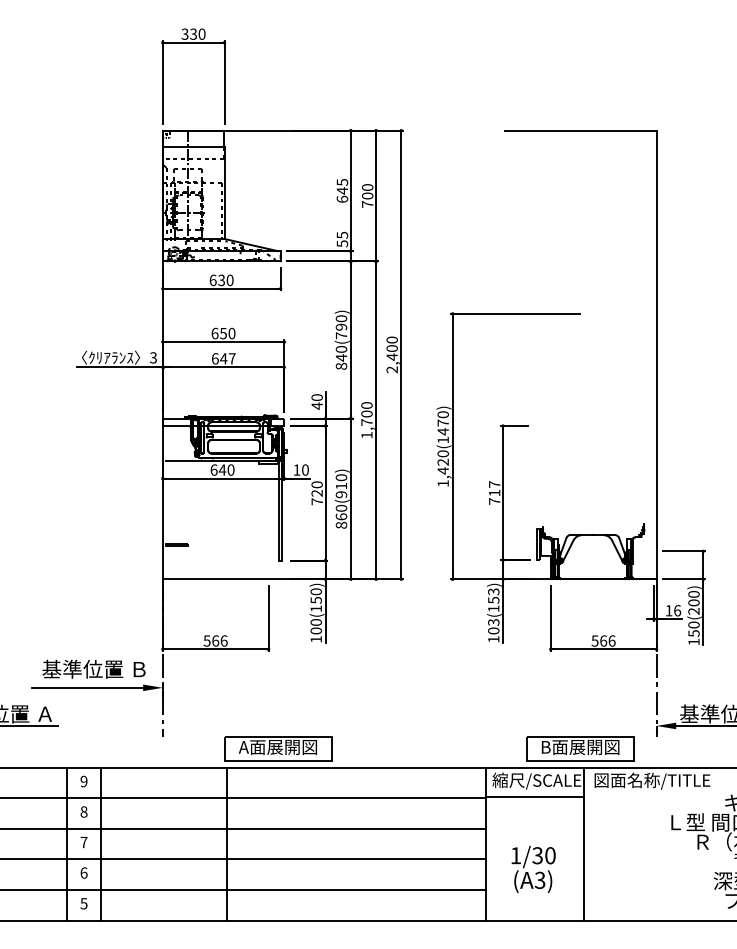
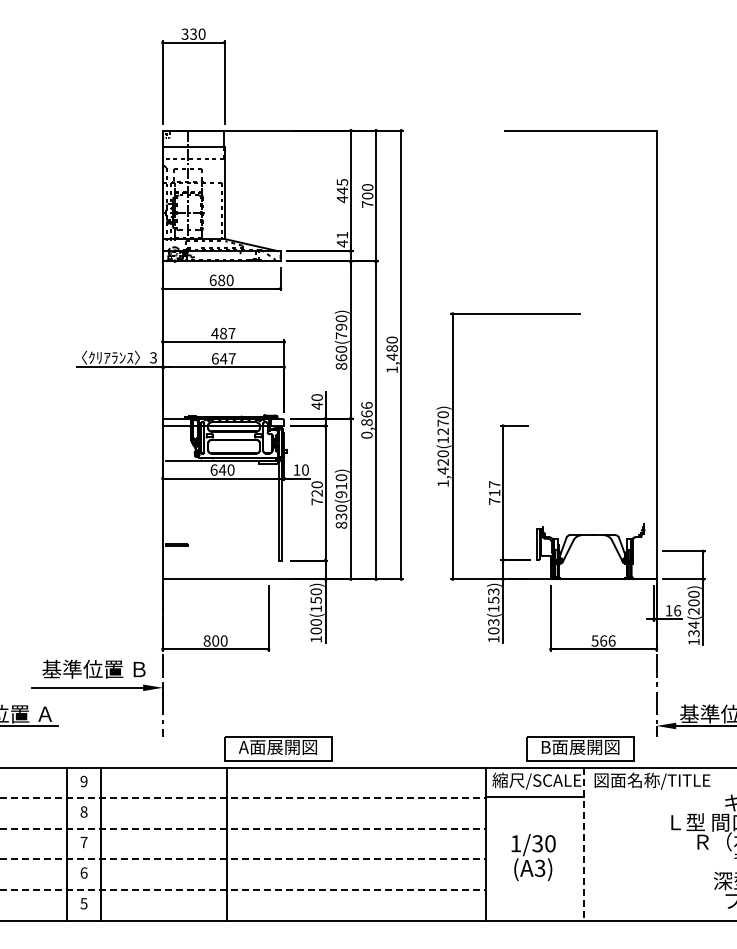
text: 645 -> 445 (342, 199)
text: 55 -> 41 (342, 239)
text: 630 -> 680 (221, 279)
text: 650 -> 487 (223, 333)
text: 840(790) -> 860(790) (341, 357)
text: 2,400 -> 1,480 (391, 359)
text: 1,700 -> 0,866 (366, 420)
text: 1,420(1470) -> 1,420(1270) (442, 431)
text: 860(910) -> 830(910) (341, 516)
text: 150(200) -> 134(200) (693, 628)
text: 566 -> 800 (215, 640)
line: solid -> dashed (243, 798)
line: solid -> dashed (243, 828)
line: solid -> dashed (584, 844)
line: solid -> dashed (243, 859)
text position: (533, 869) -> (533, 857) (533, 857)
line: solid -> dashed (243, 889)
